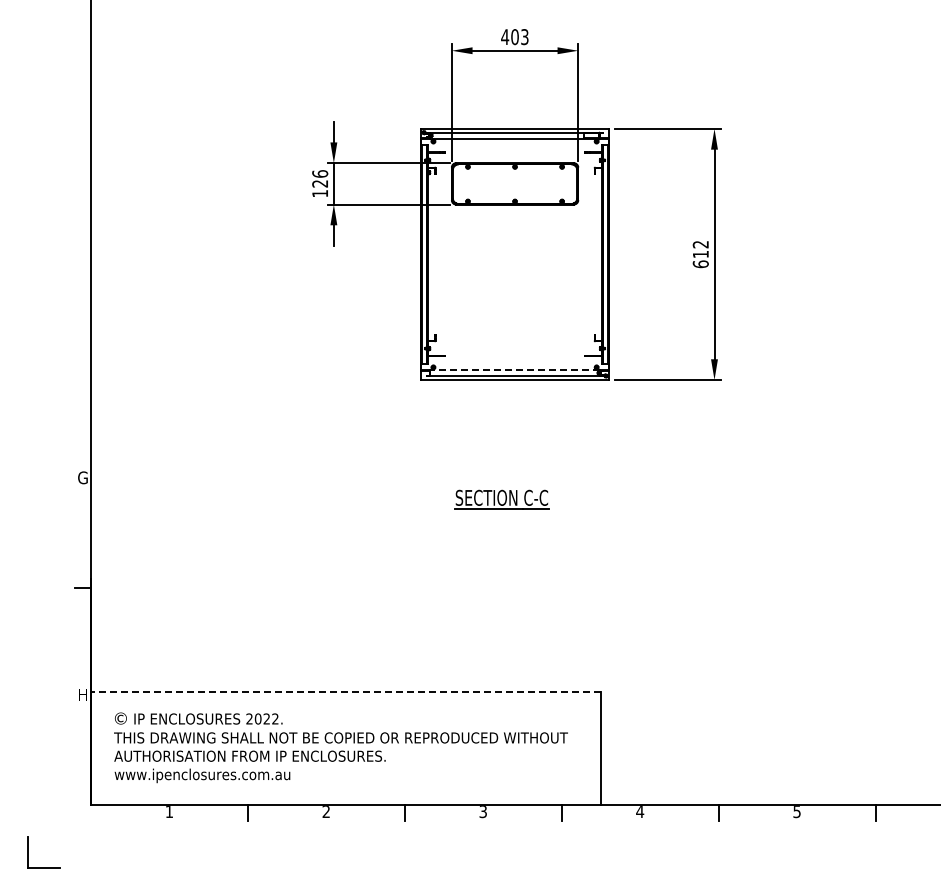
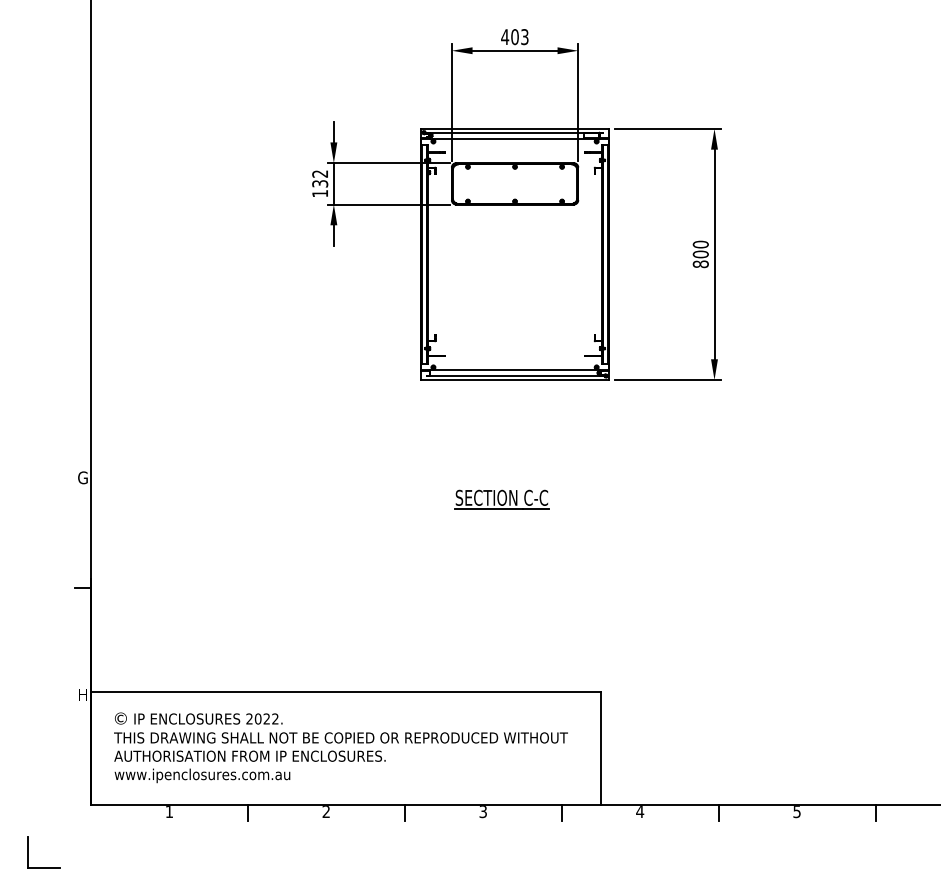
text: 126 -> 132 (320, 178)
text: 612 -> 800 (700, 254)
line: dashed -> solid (515, 370)
line: dashed -> solid (345, 692)
